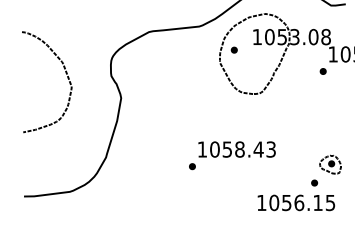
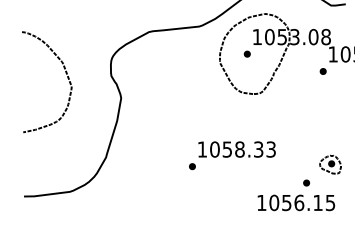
part position: (233, 49) -> (246, 53) (246, 53)
text: 1058.43 -> 1058.33 (258, 149)
part position: (314, 182) -> (306, 182) (306, 182)
